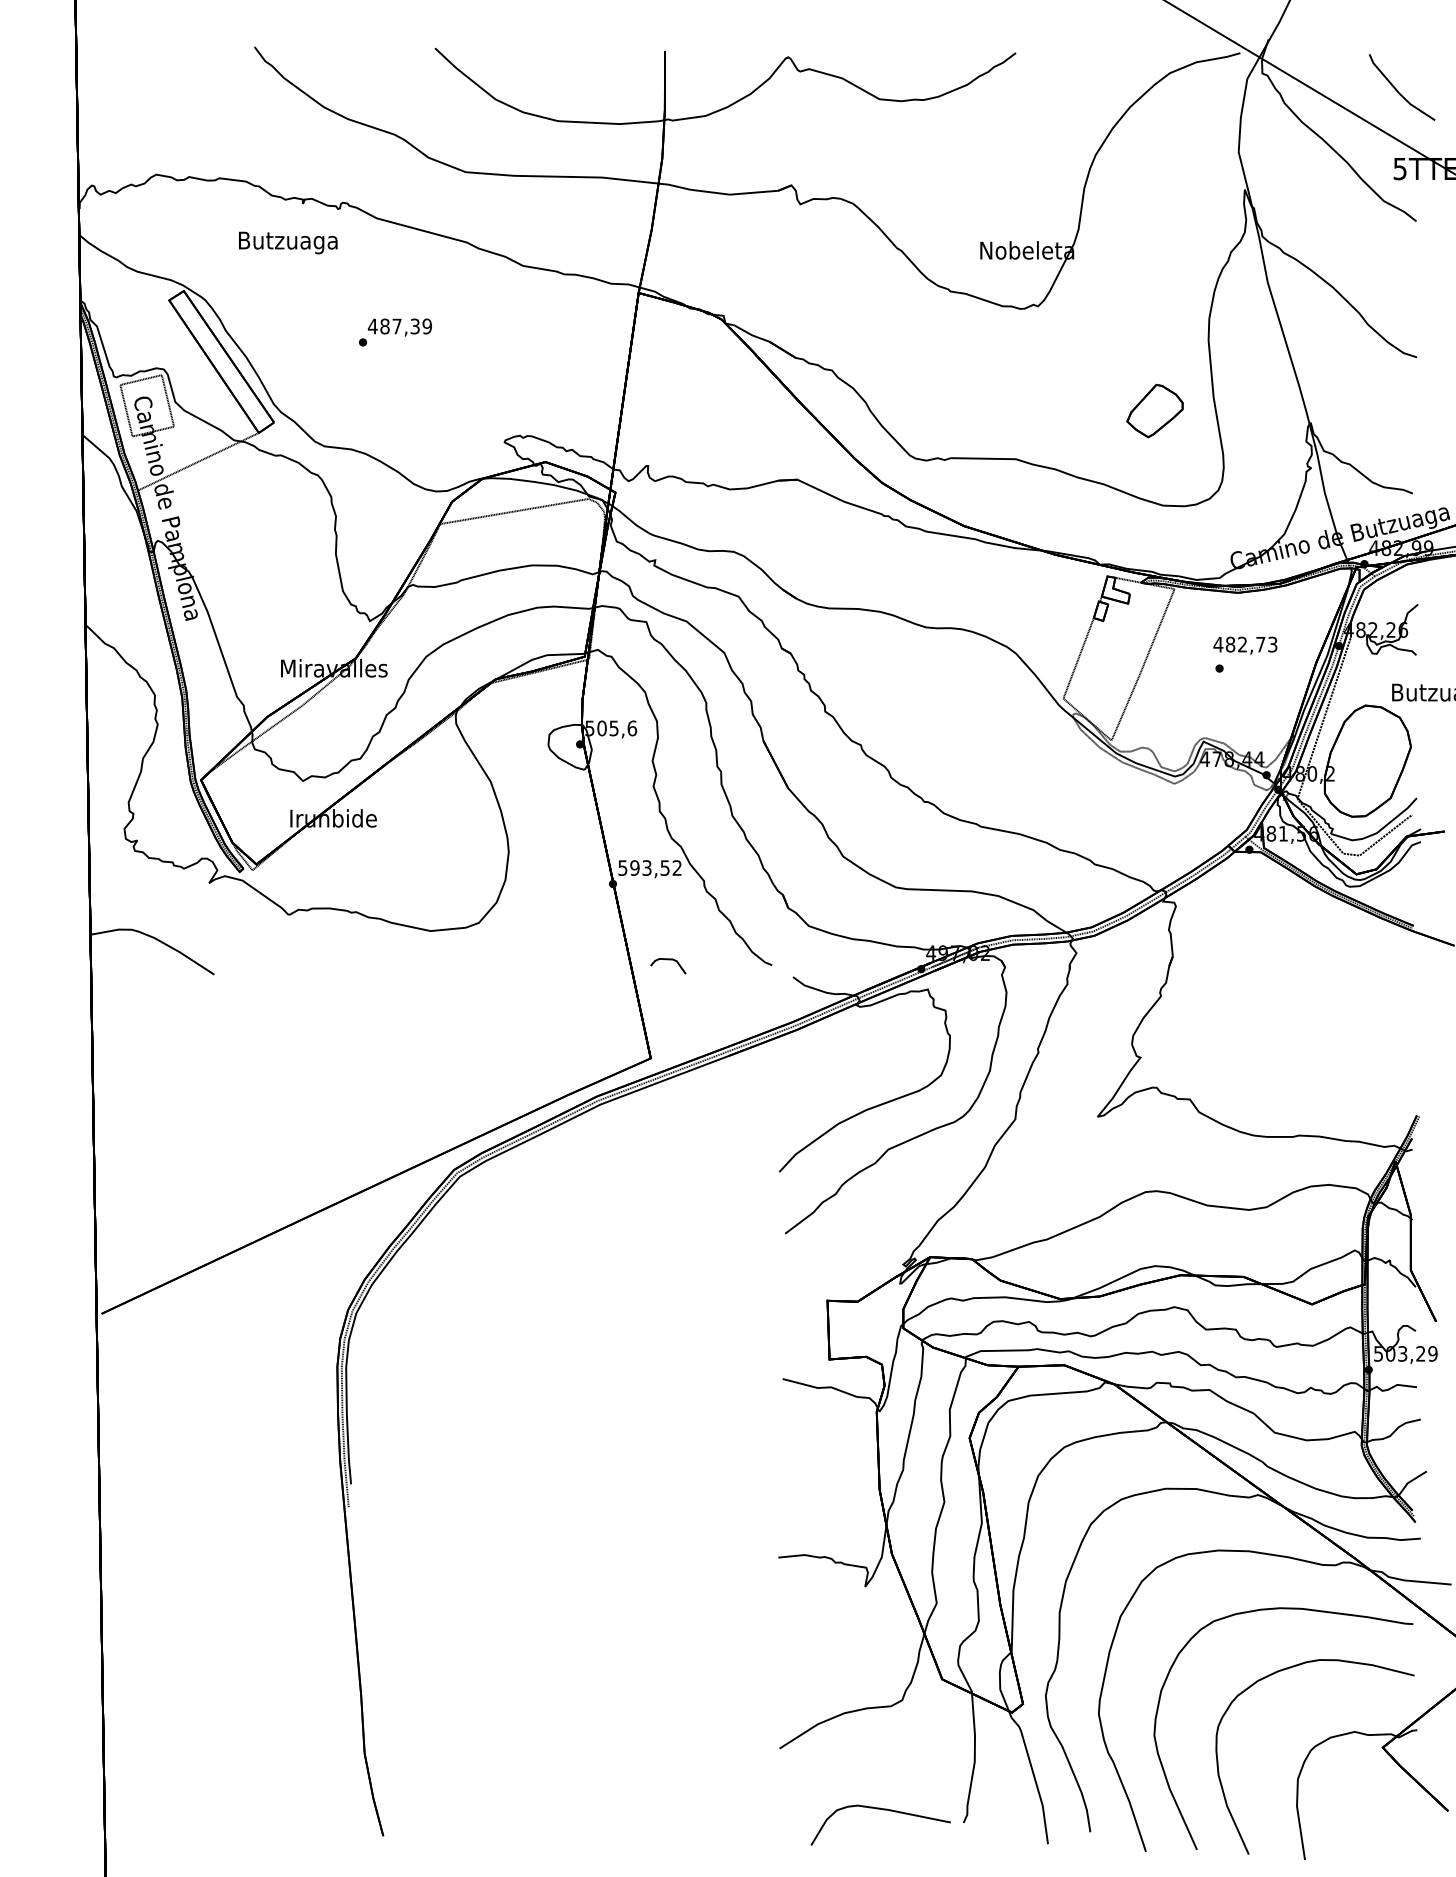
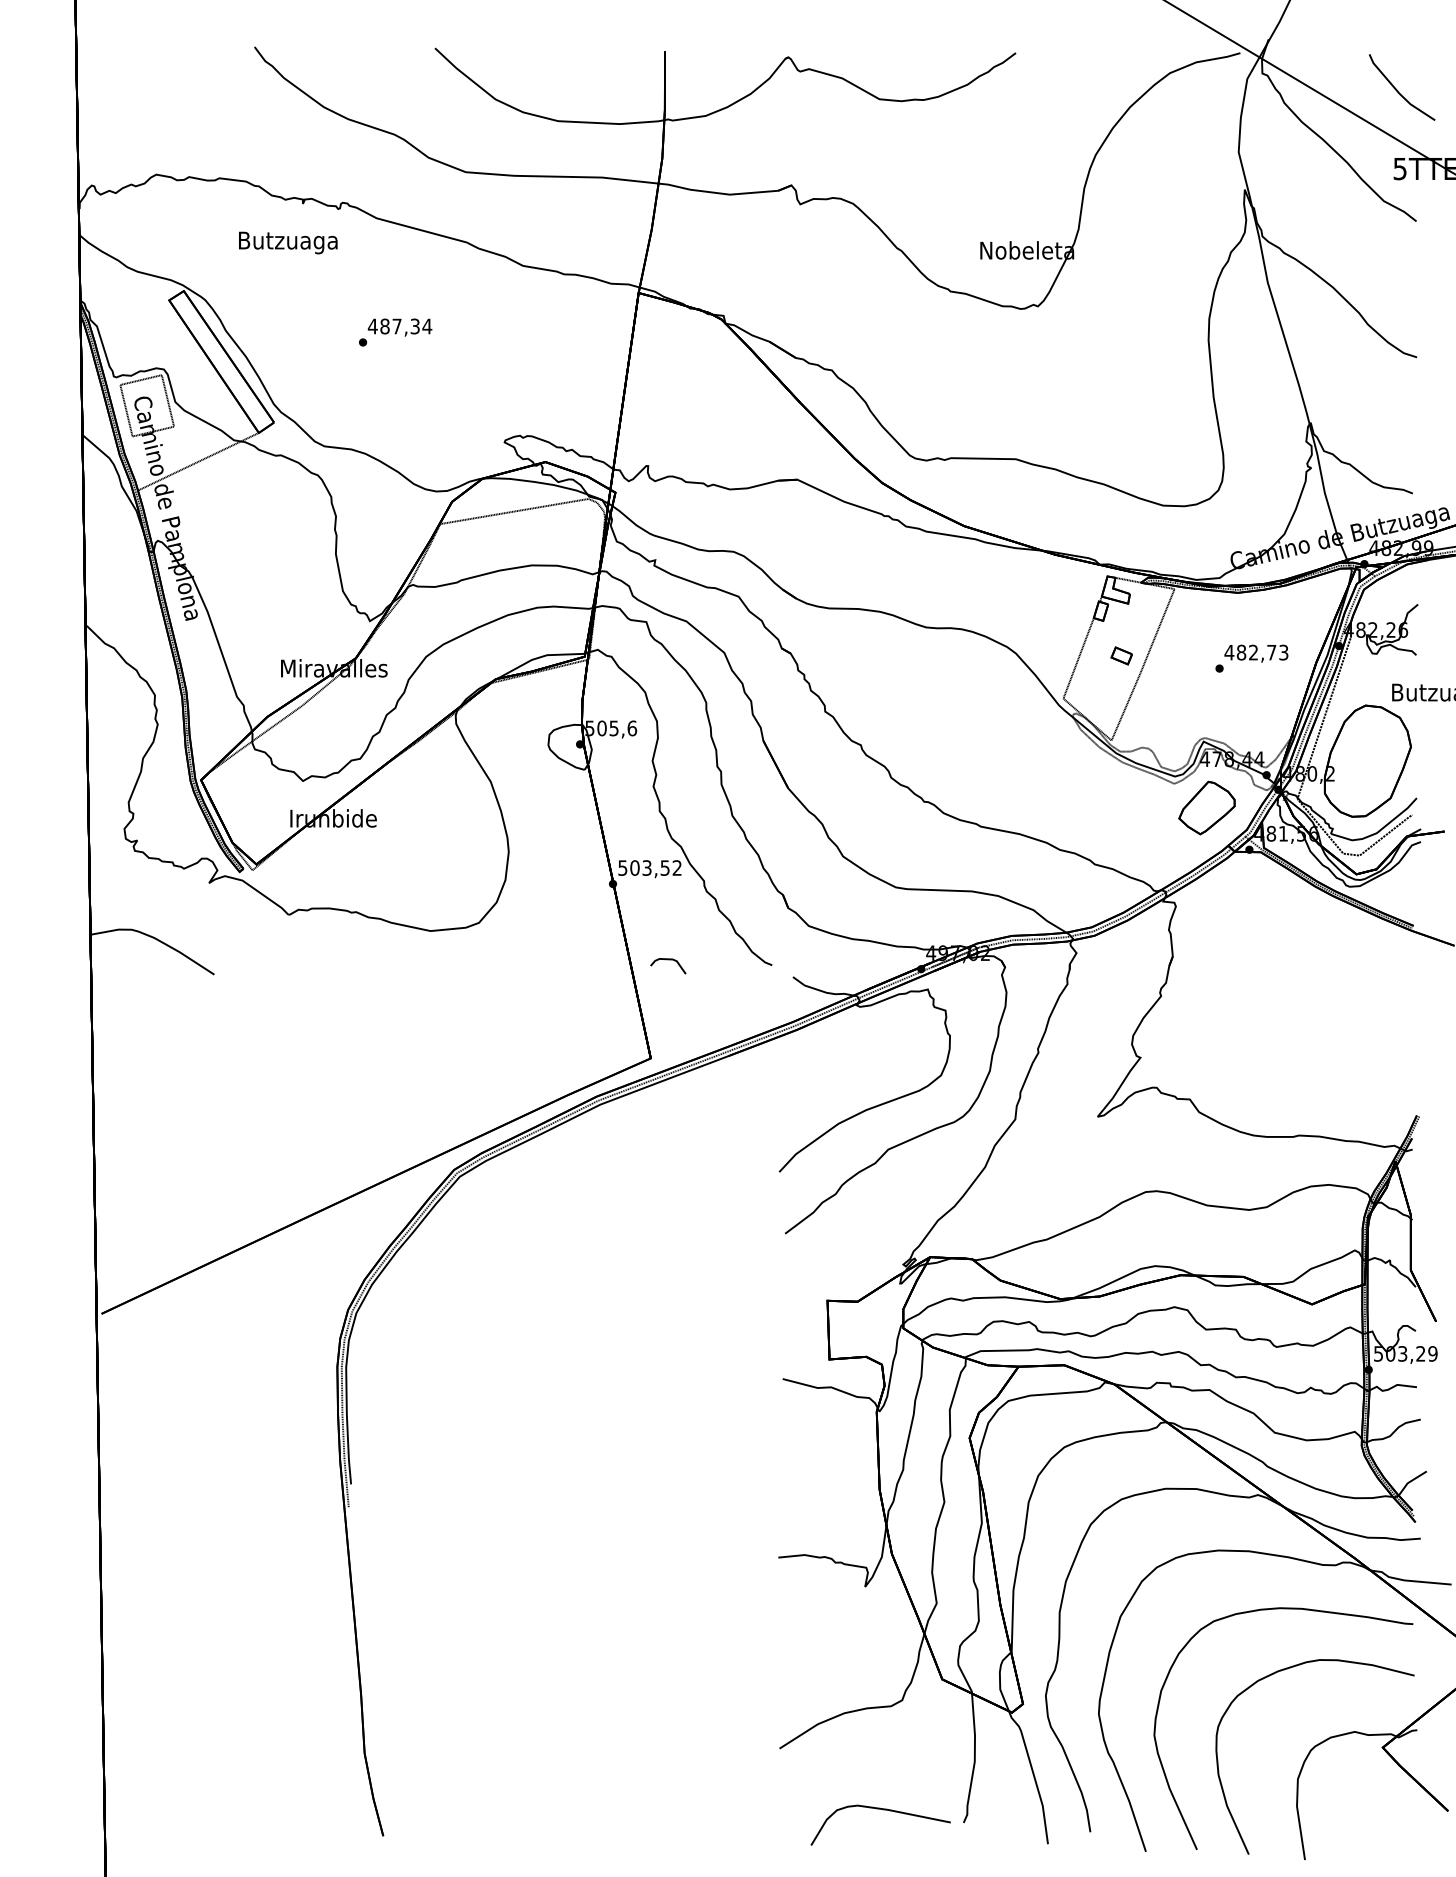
text: 487,39 -> 487,34 (427, 326)
part position: (1154, 410) -> (1206, 807) (1206, 807)
text position: (1245, 645) -> (1256, 653) (1256, 653)
part: none -> present (1121, 655)
text: 593,52 -> 503,52 (634, 867)
